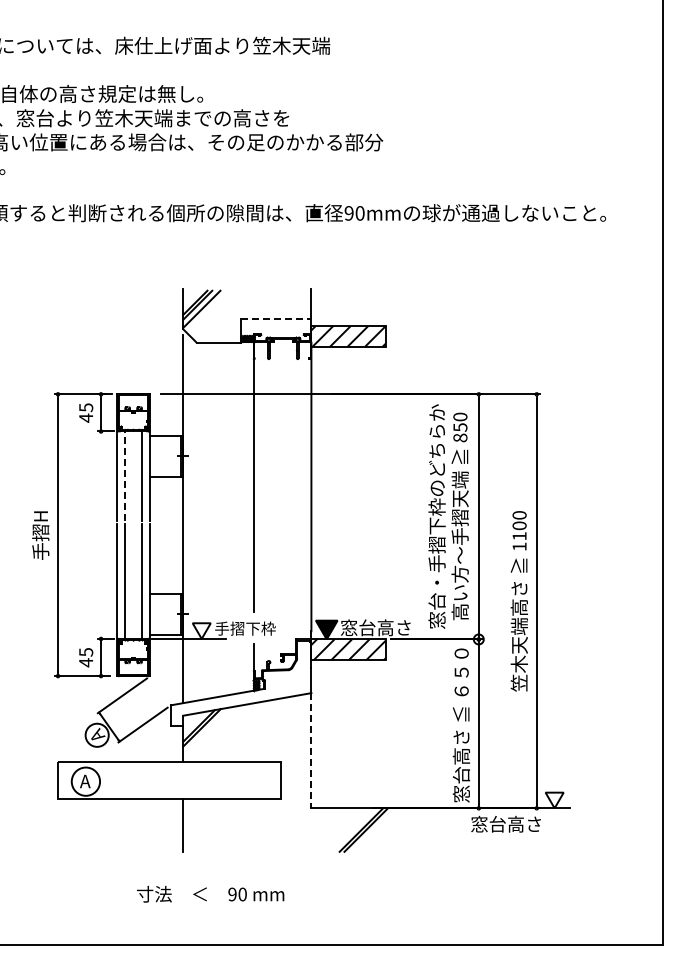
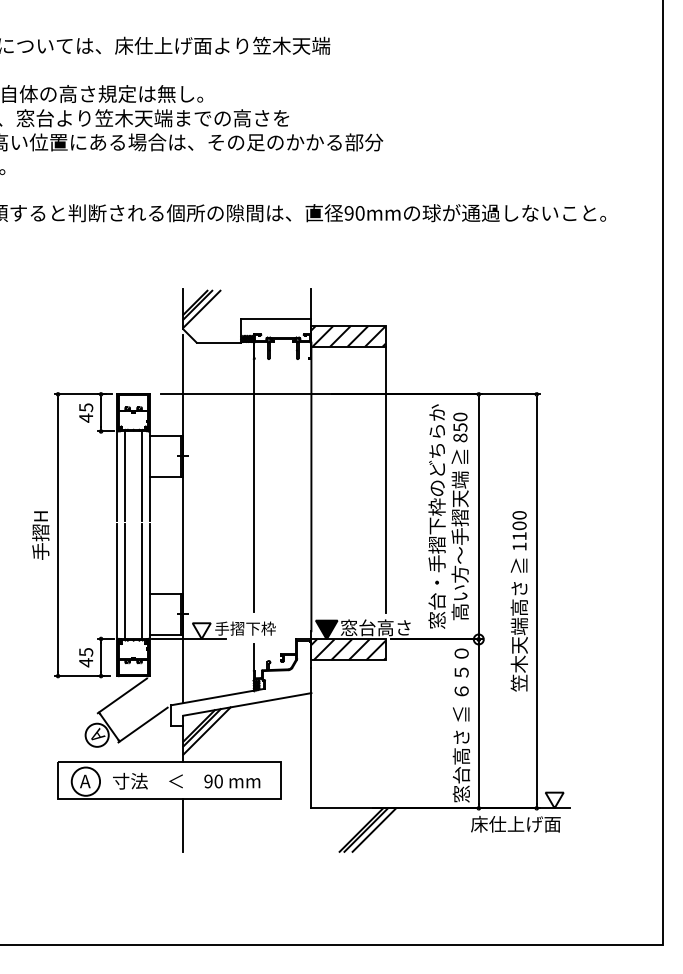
line: dashed -> solid (276, 318)
line: dashed -> solid (125, 476)
line: none -> present (385, 479)
line: none -> present (206, 730)
line: dashed -> solid (311, 750)
text: 窓台高さ -> 床仕上げ面 (515, 823)
line: none -> present (374, 829)
text position: (210, 893) -> (186, 780) (186, 780)
